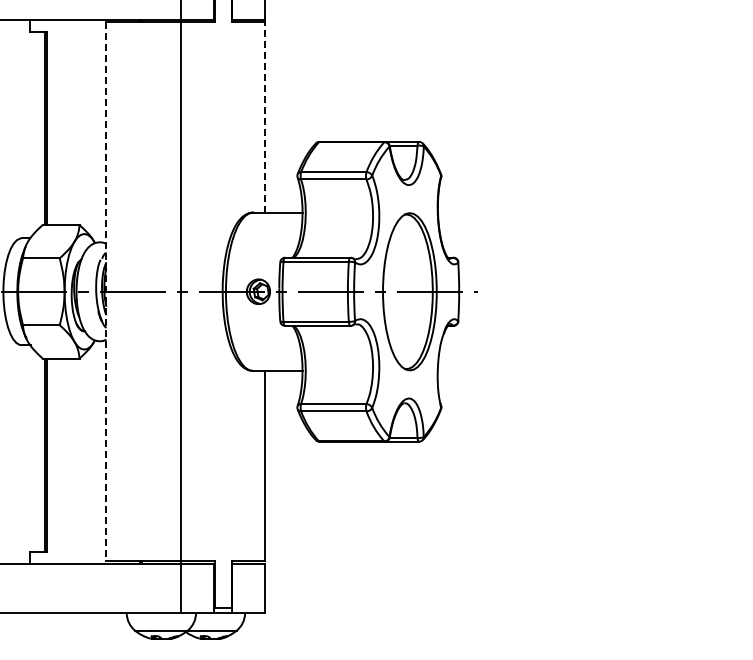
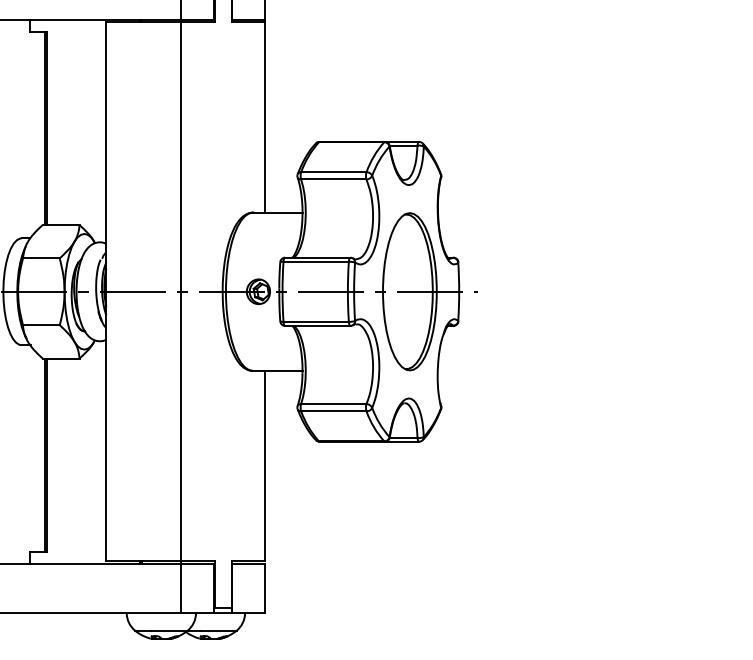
line: dashed -> solid (265, 116)
line: dashed -> solid (106, 291)
